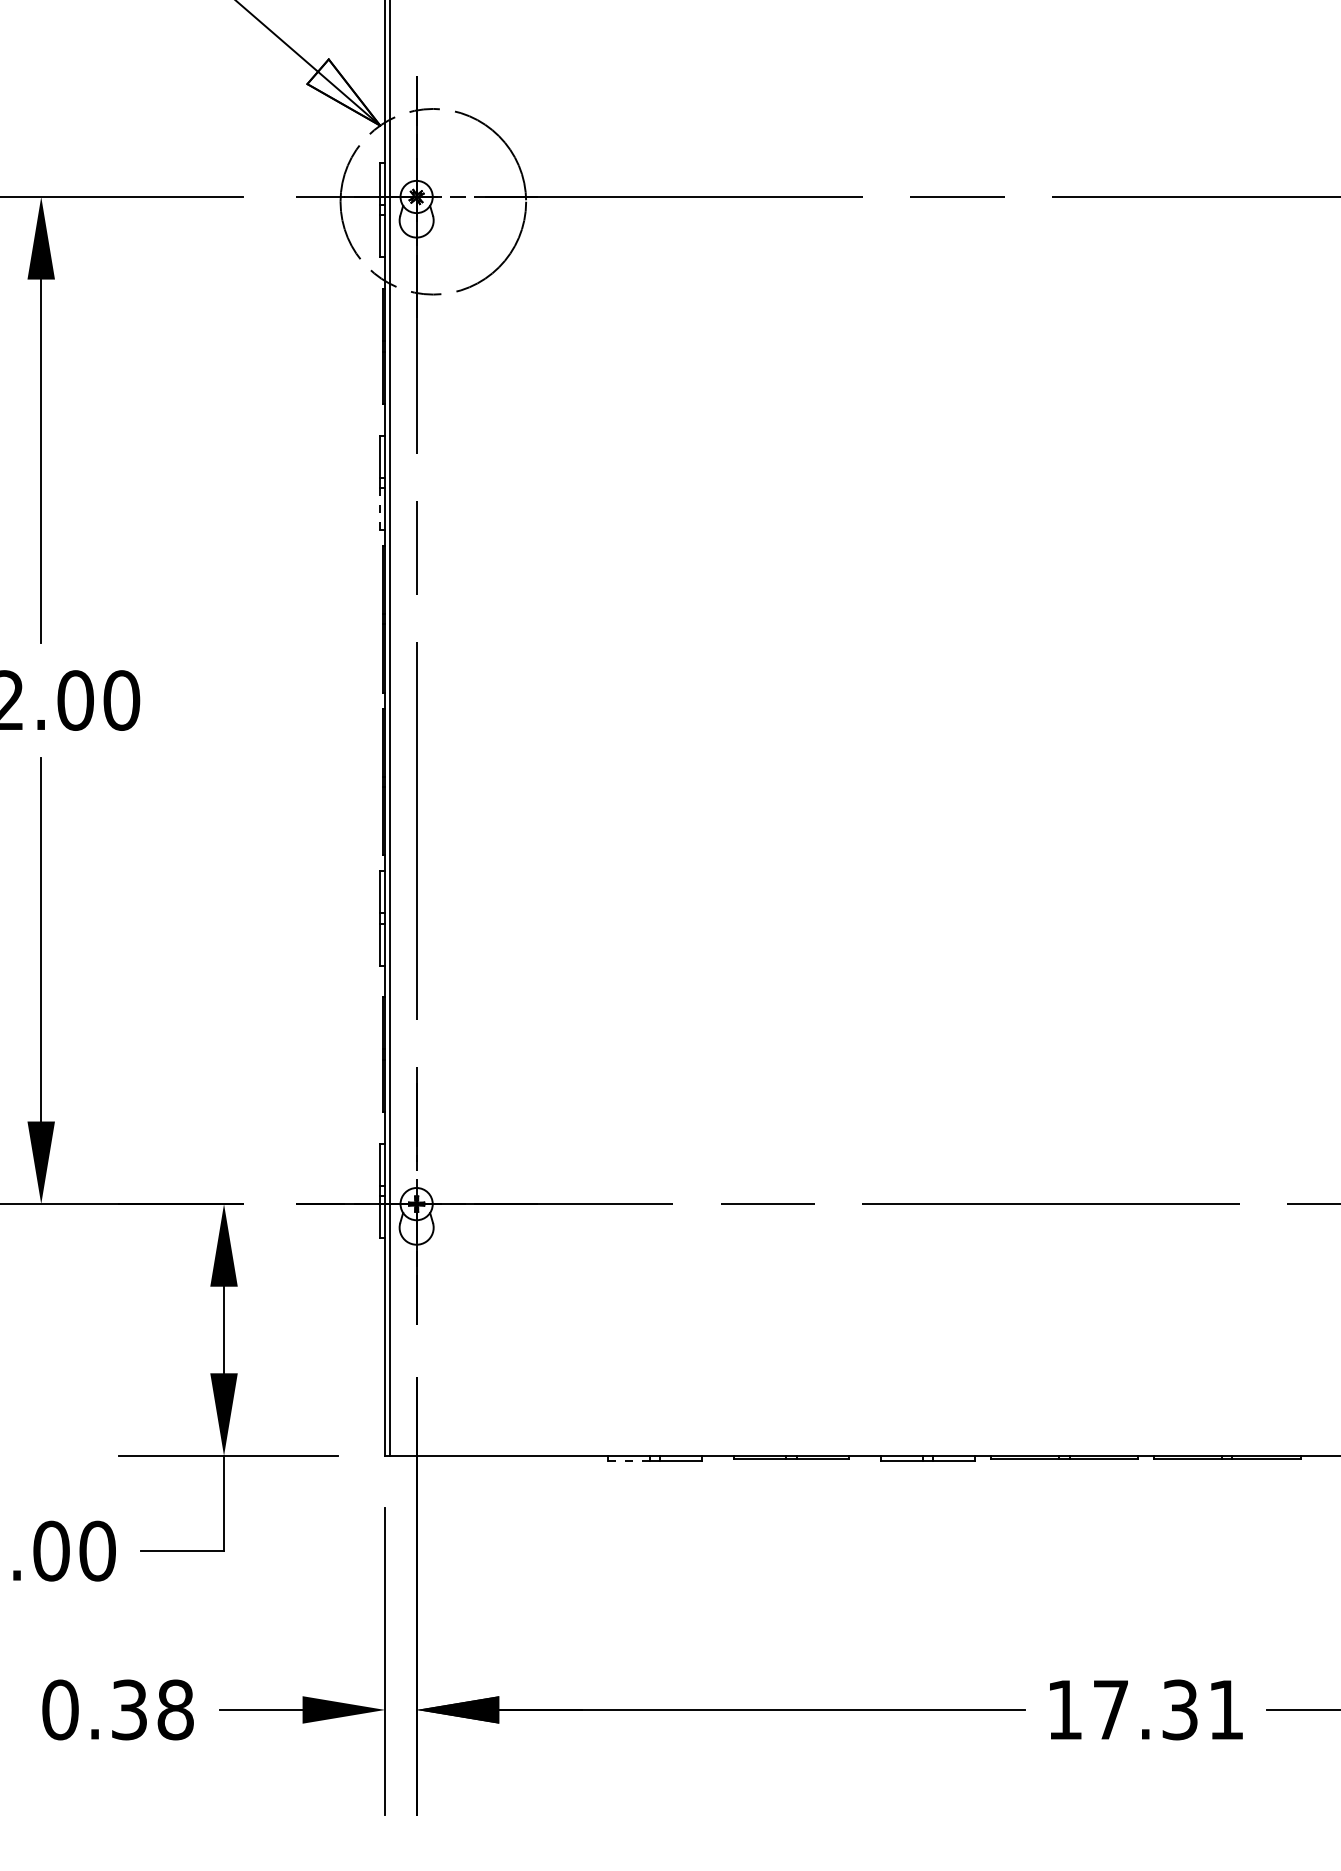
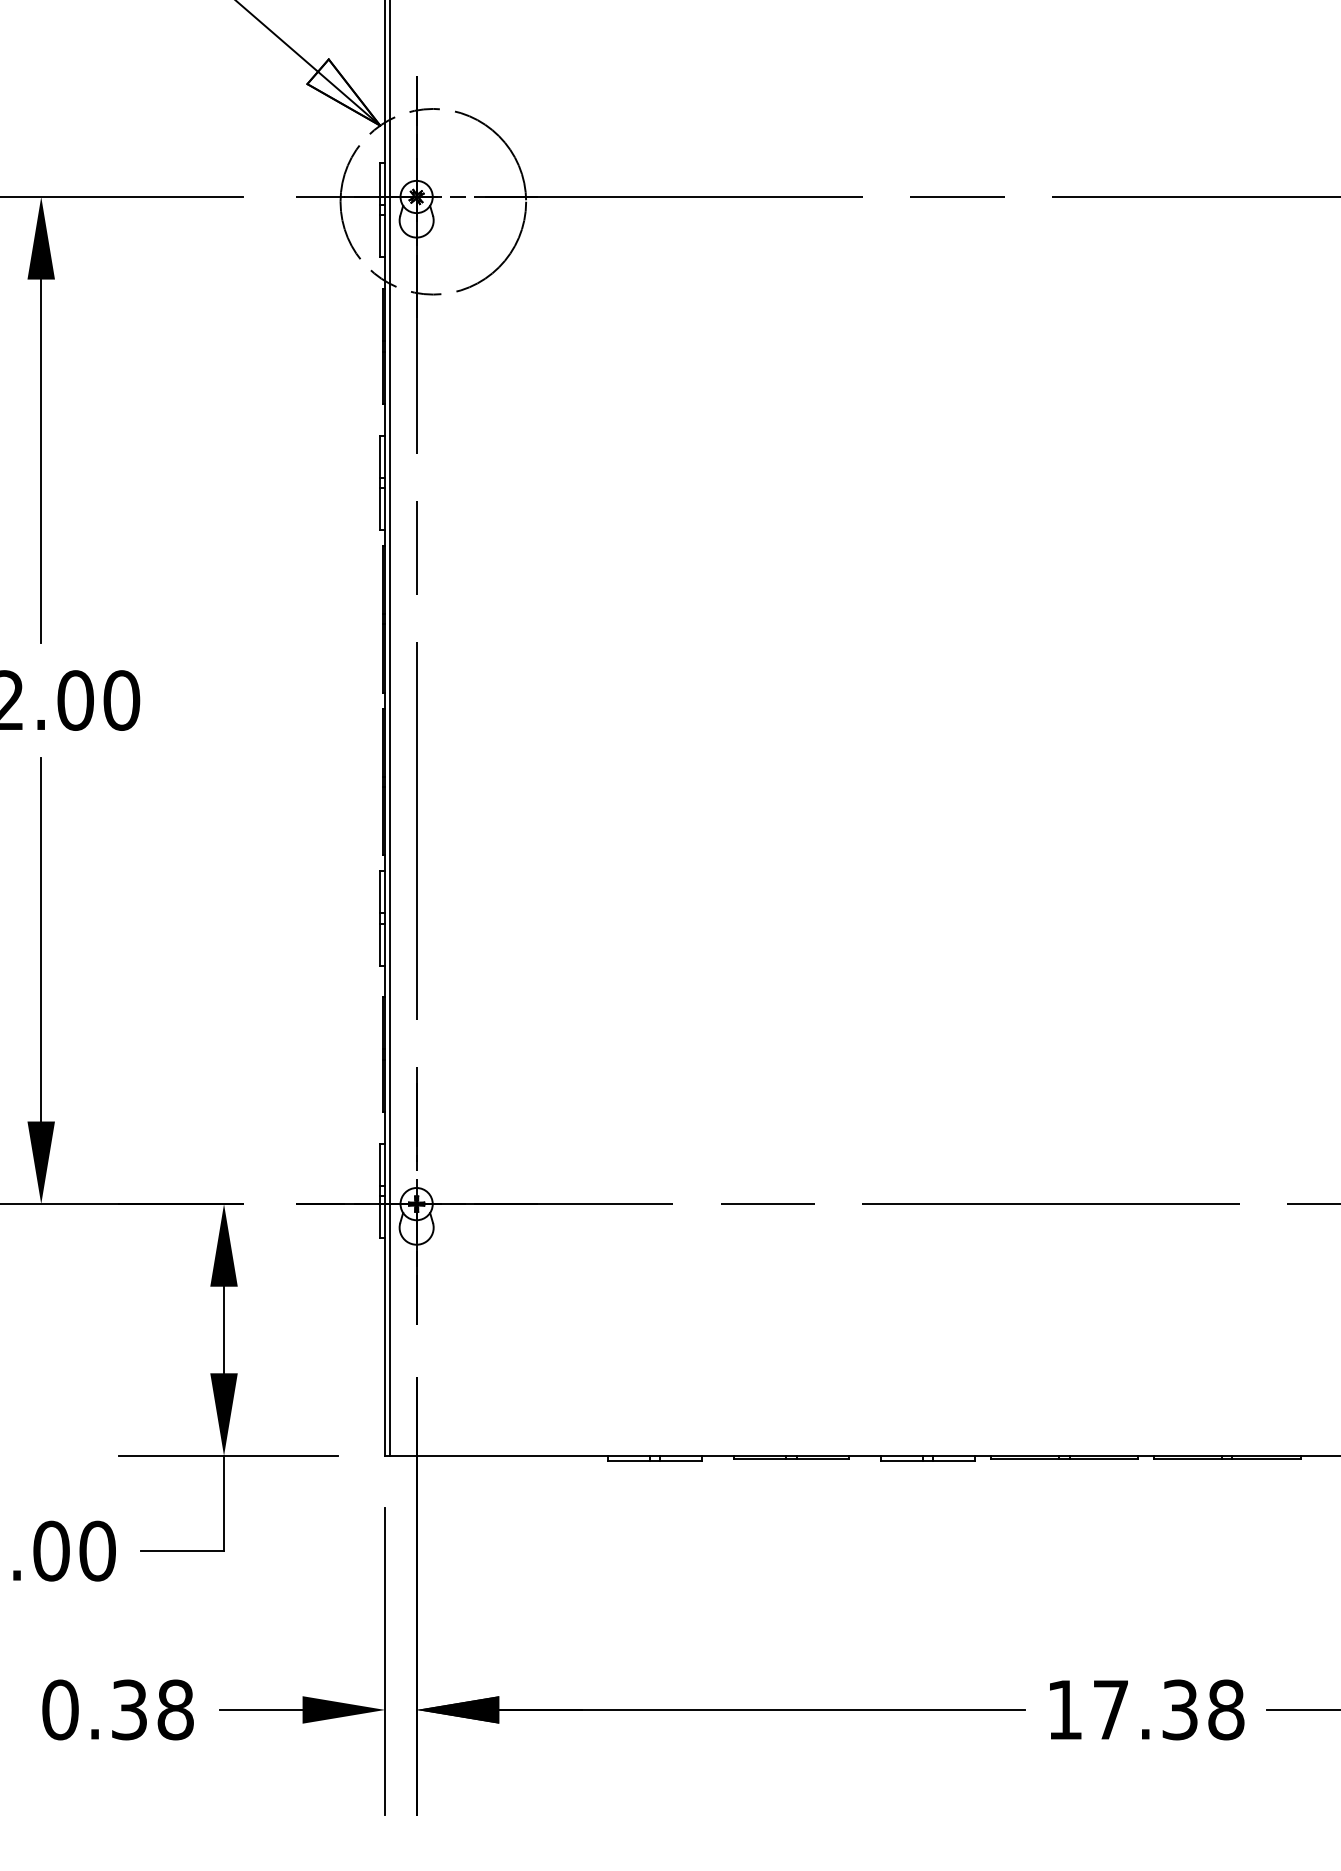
line: dashed -> solid (379, 508)
line: dashed -> solid (628, 1461)
text: 17.31 -> 17.38 (1226, 1709)
